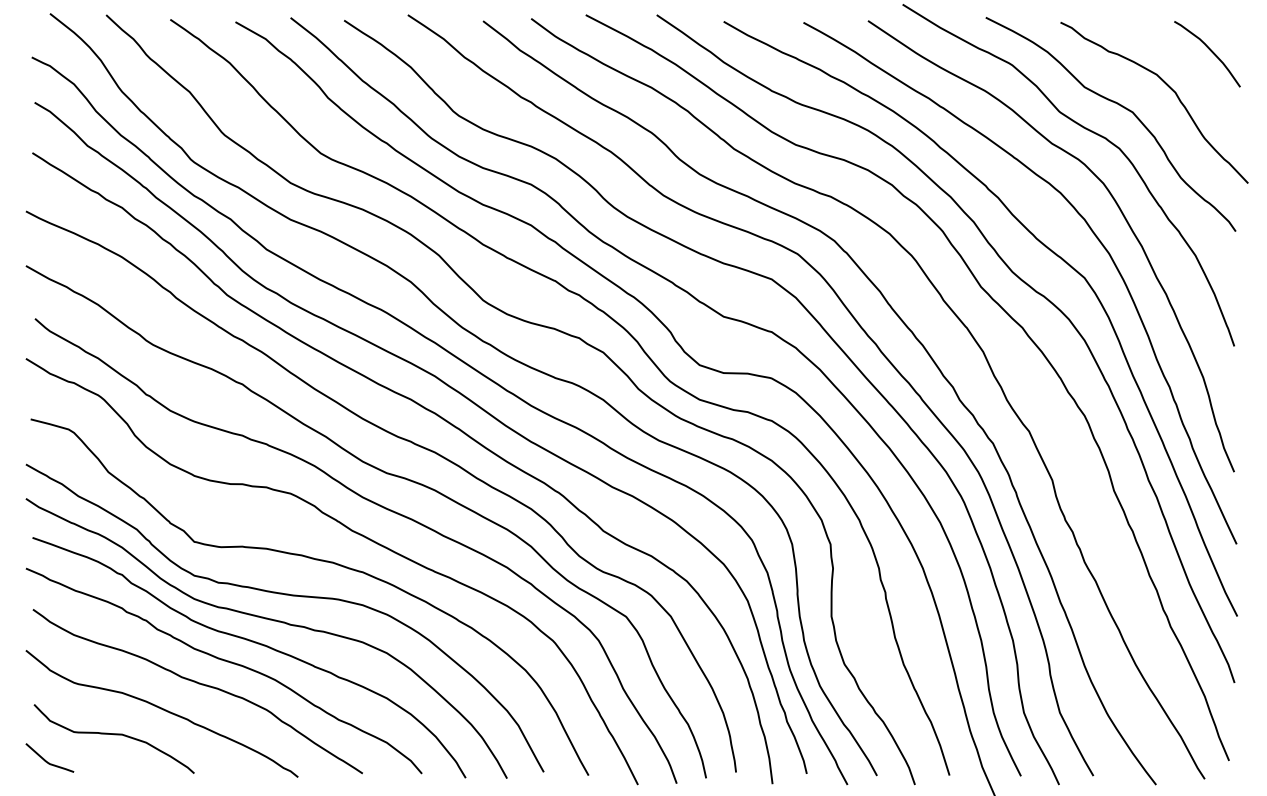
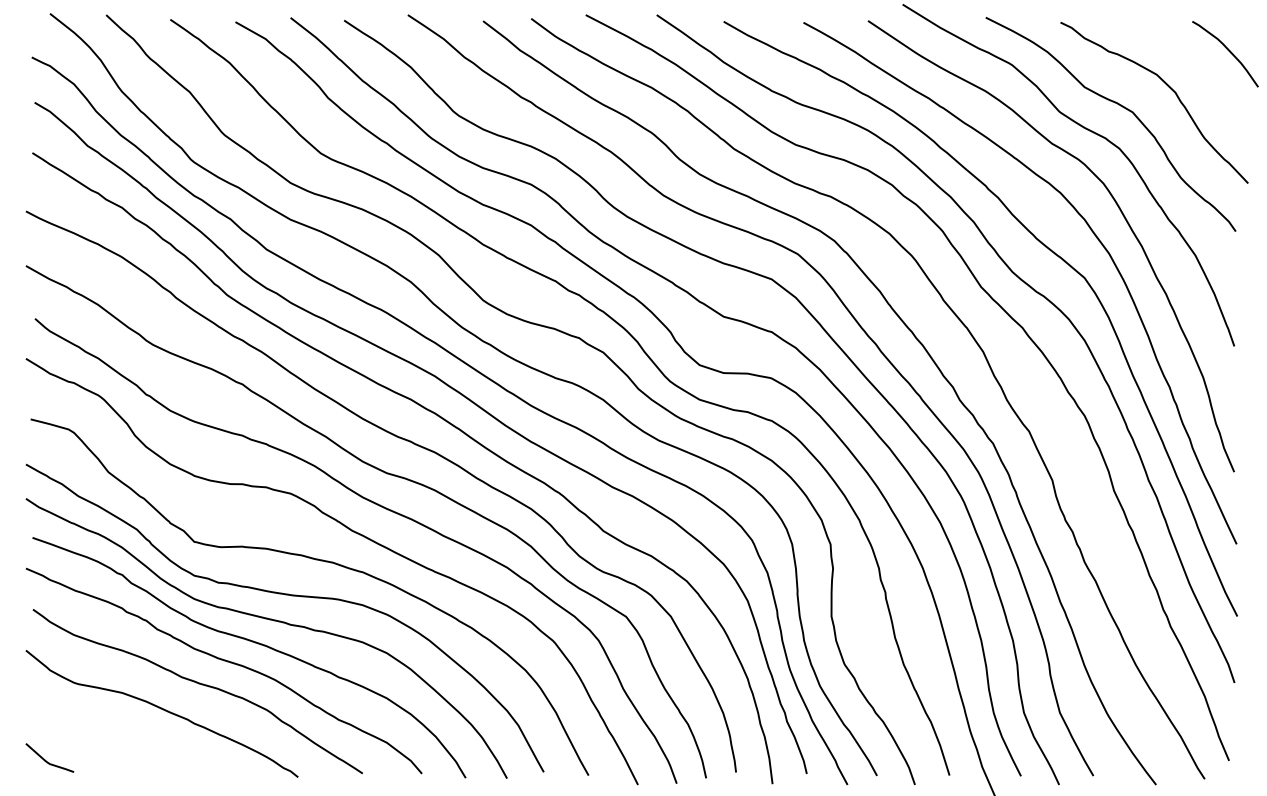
curve position: (1210, 51) -> (1228, 51) (1228, 51)
curve: present -> none (114, 735)
